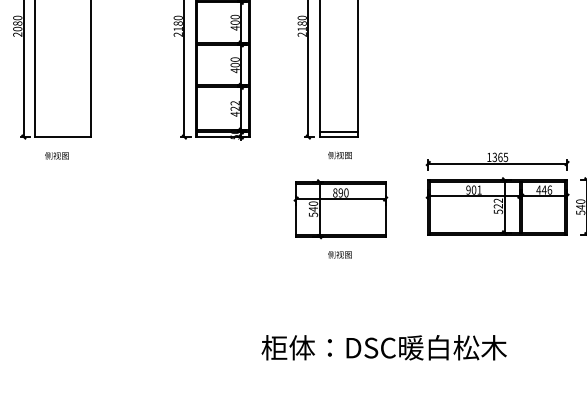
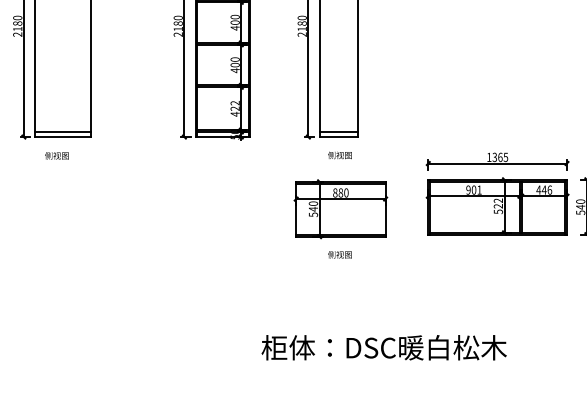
text: 2080 -> 2180 (17, 28)
line: none -> present (62, 132)
text: 890 -> 880 (340, 192)
